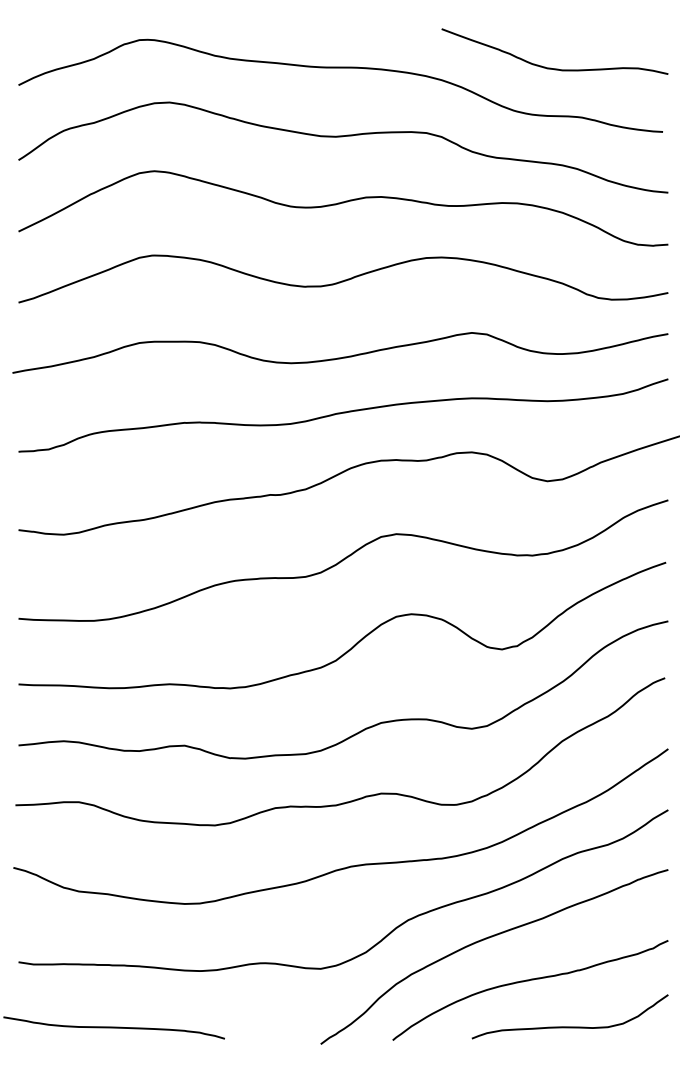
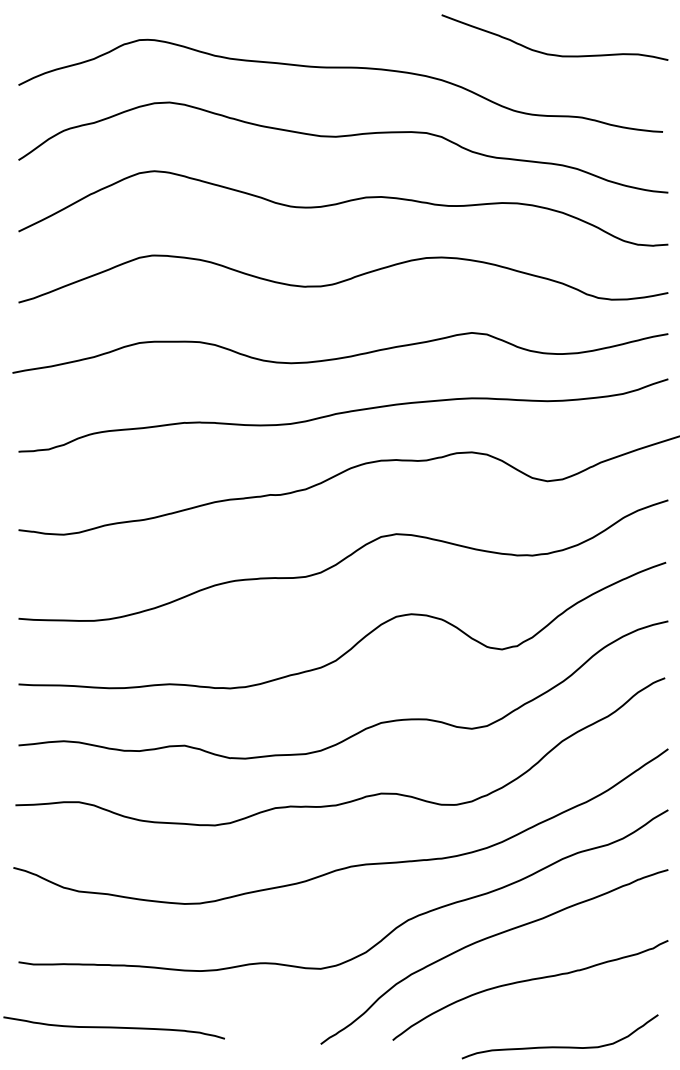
curve position: (551, 67) -> (551, 53) (551, 53)
curve position: (569, 1026) -> (559, 1046) (559, 1046)
